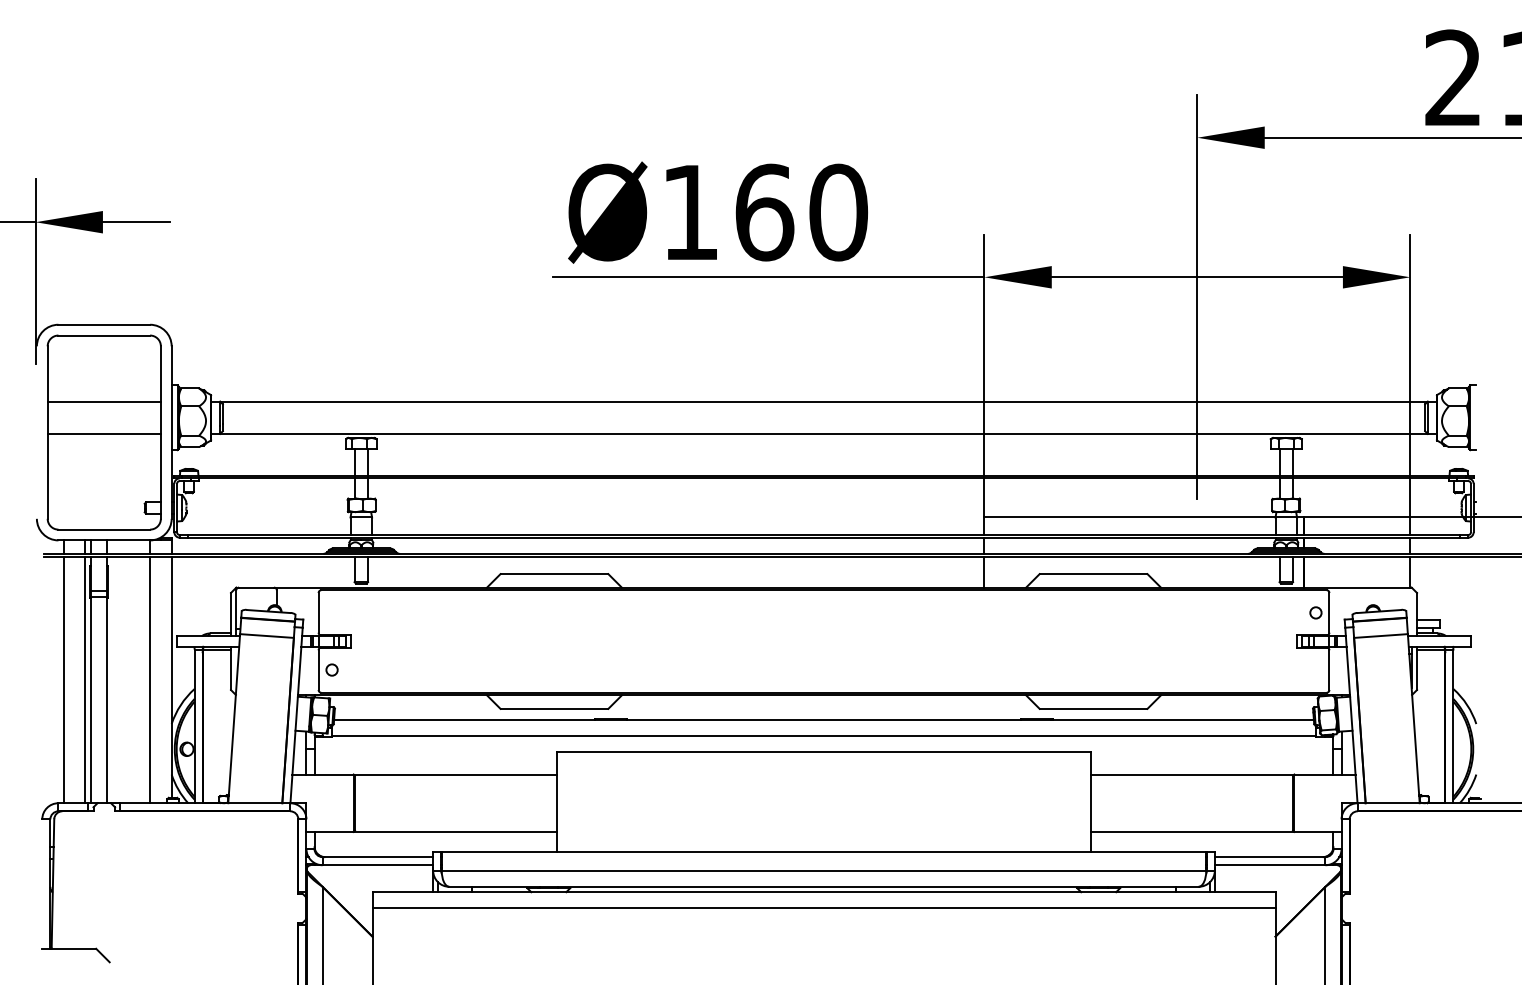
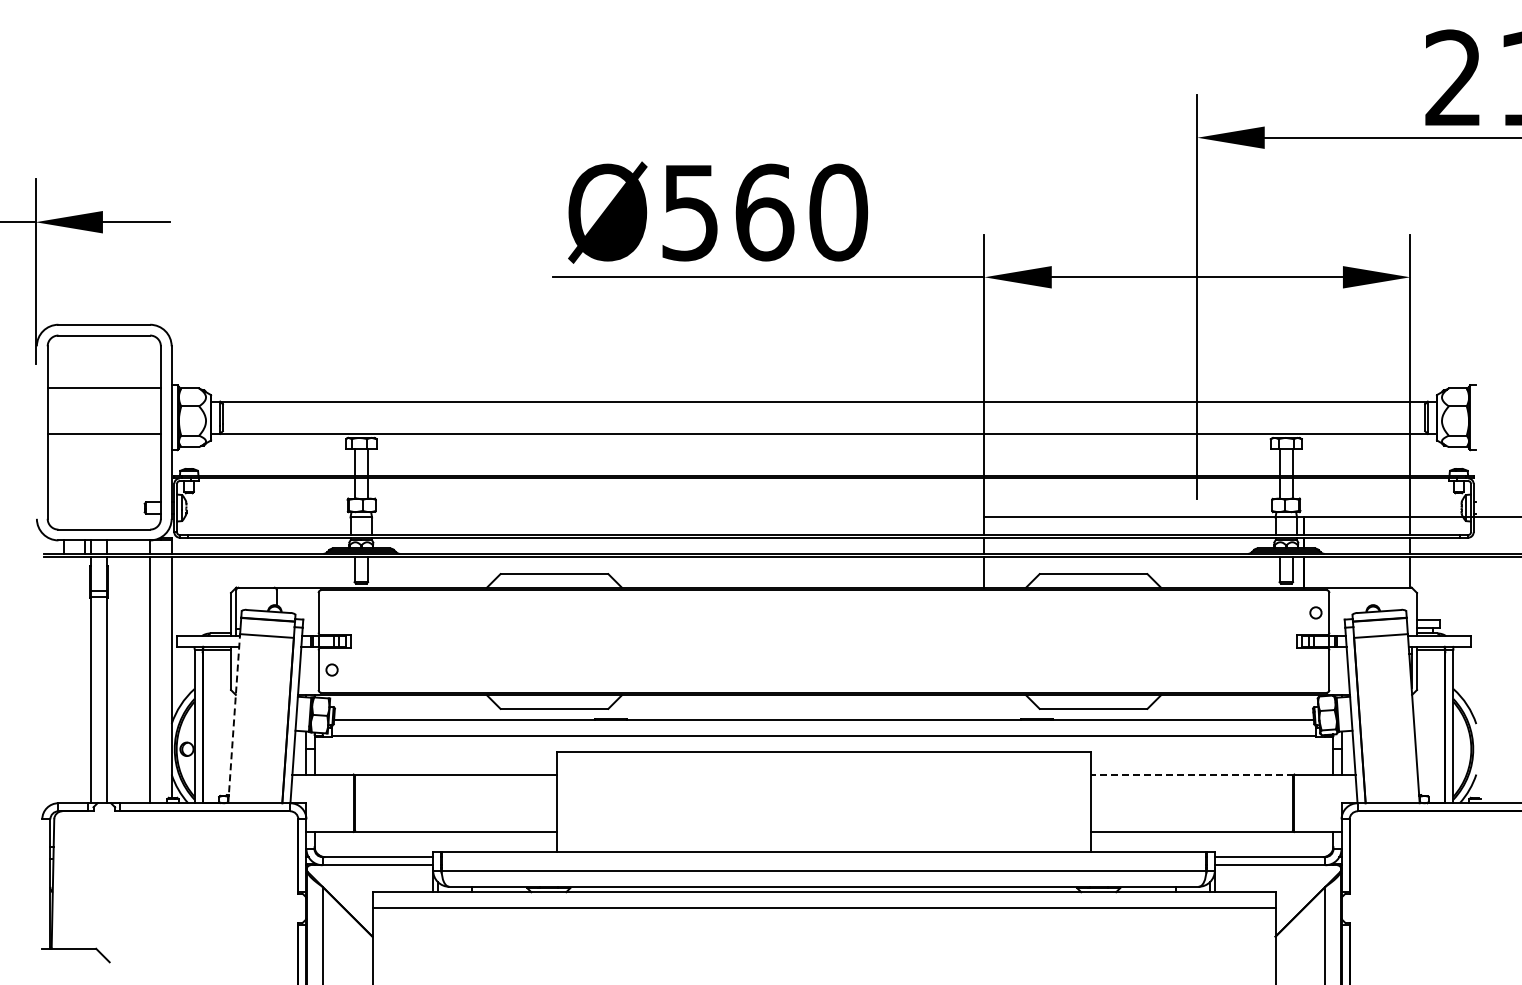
text: Ø160 -> Ø560 (689, 213)
line position: (103, 401) -> (103, 387) (103, 387)
line: present -> none (63, 679)
line: present -> none (85, 679)
line: solid -> dashed (234, 718)
line: solid -> dashed (1192, 774)
